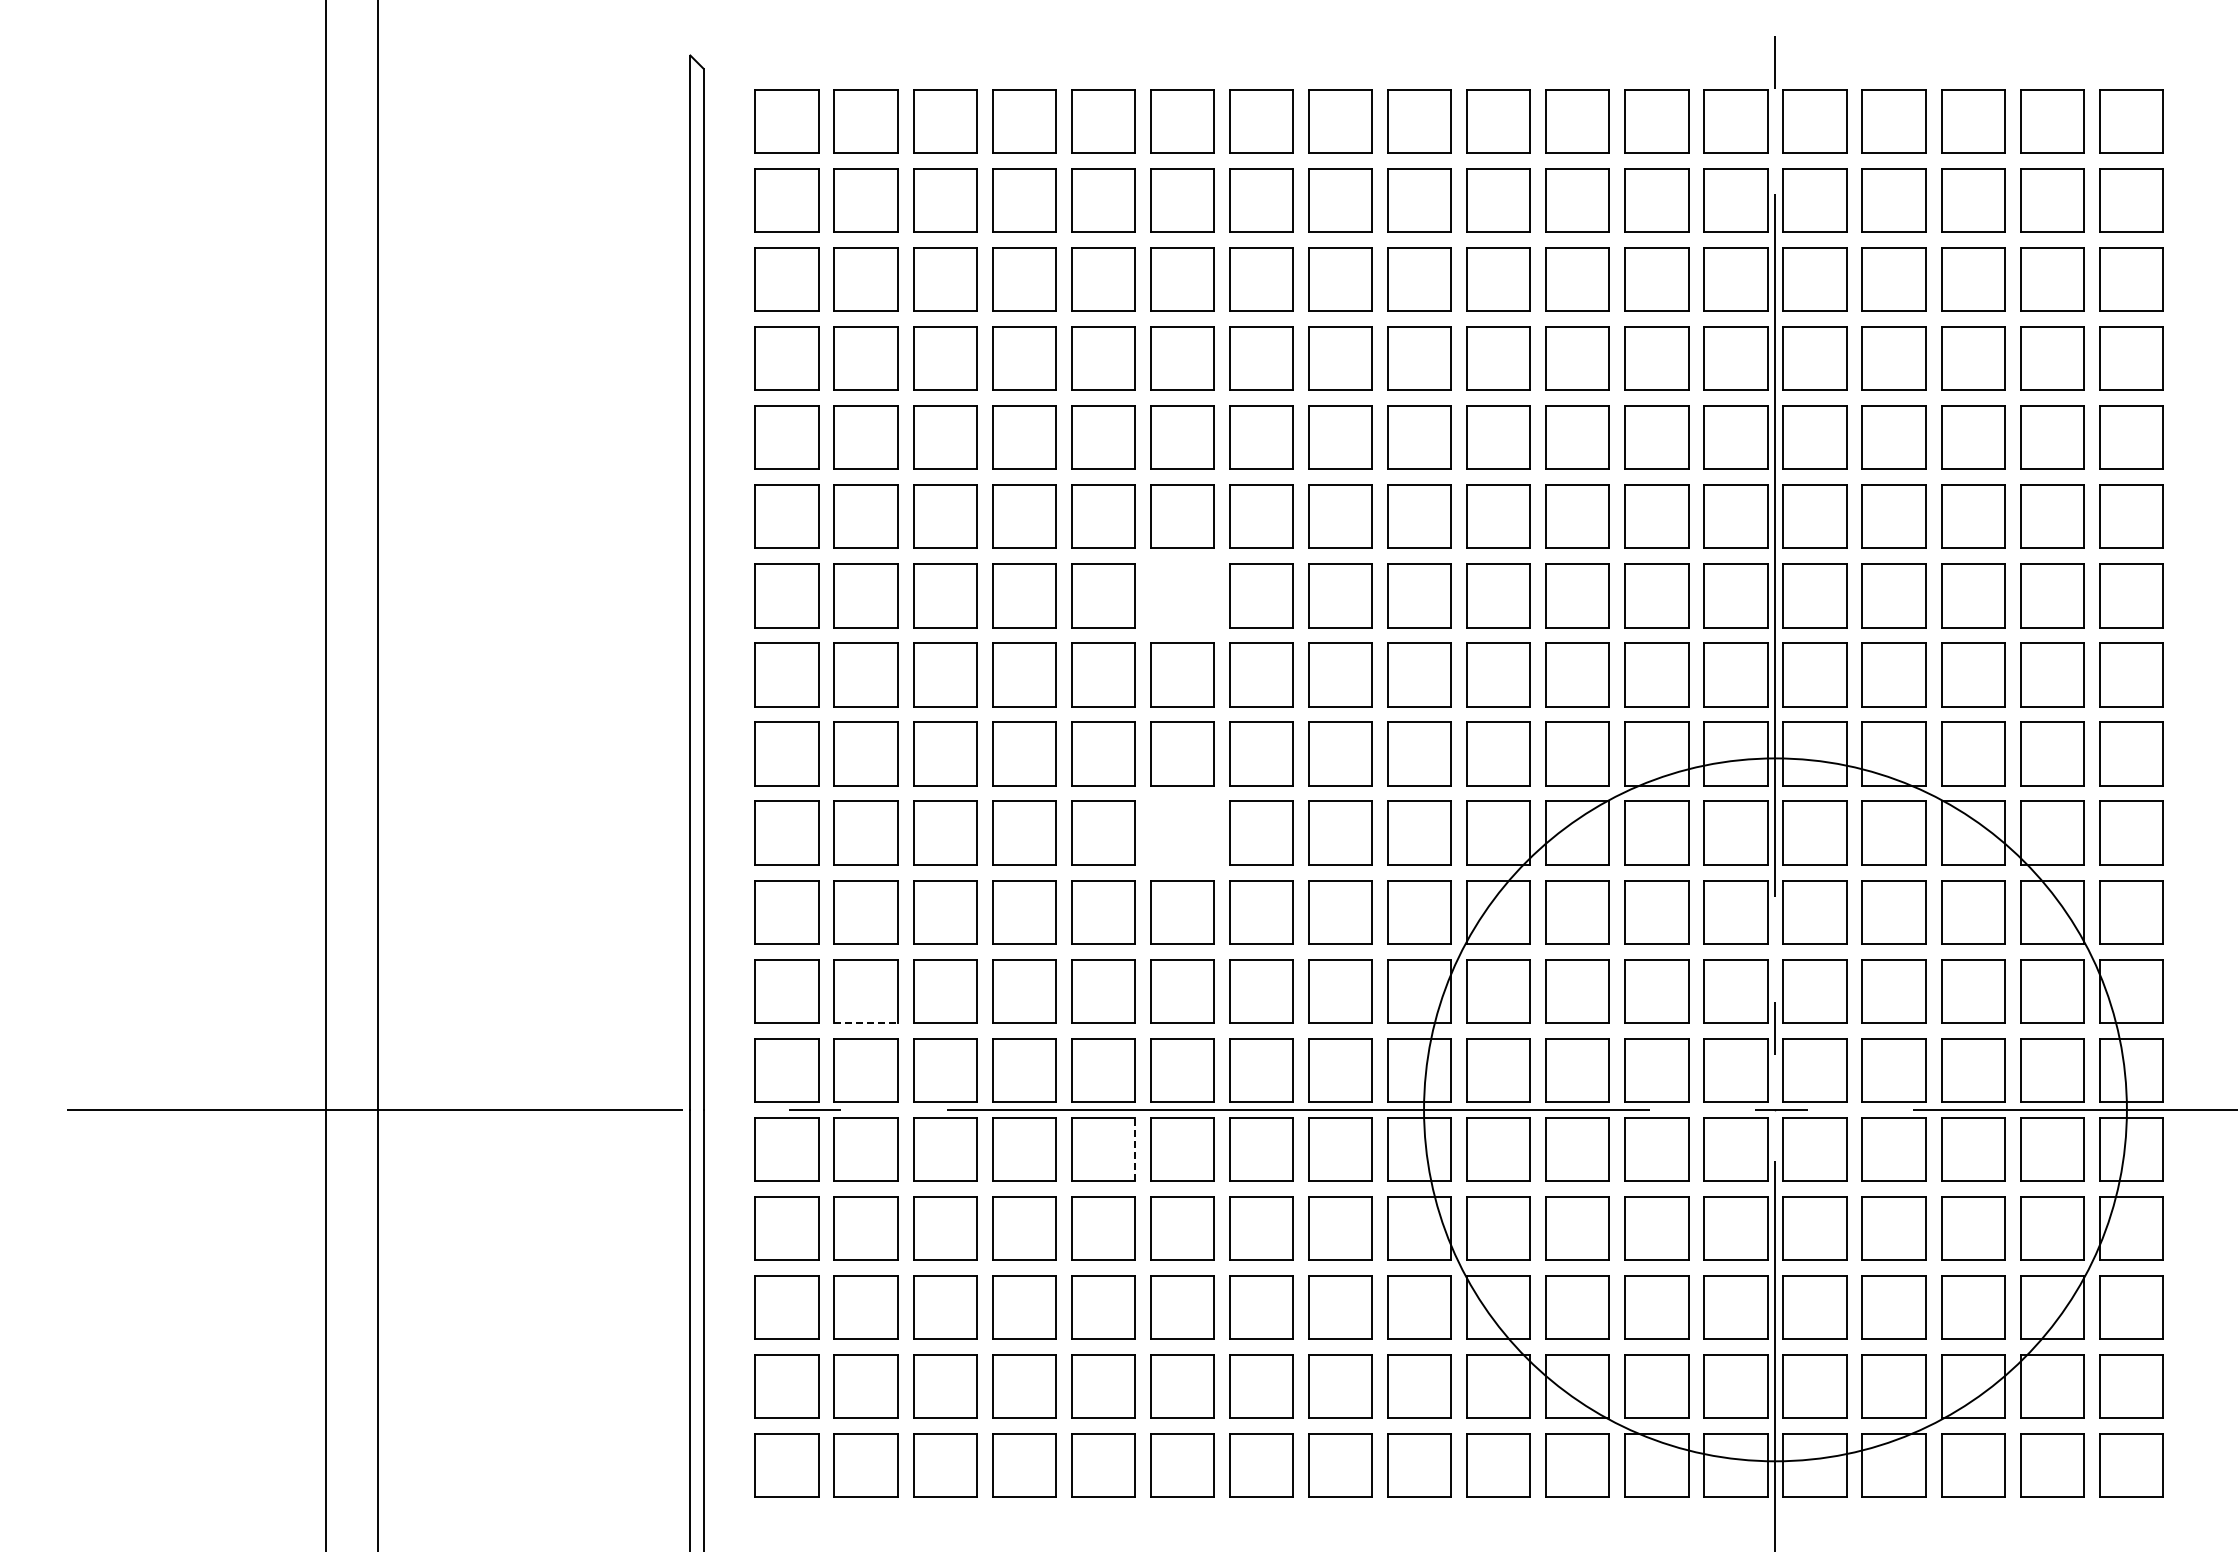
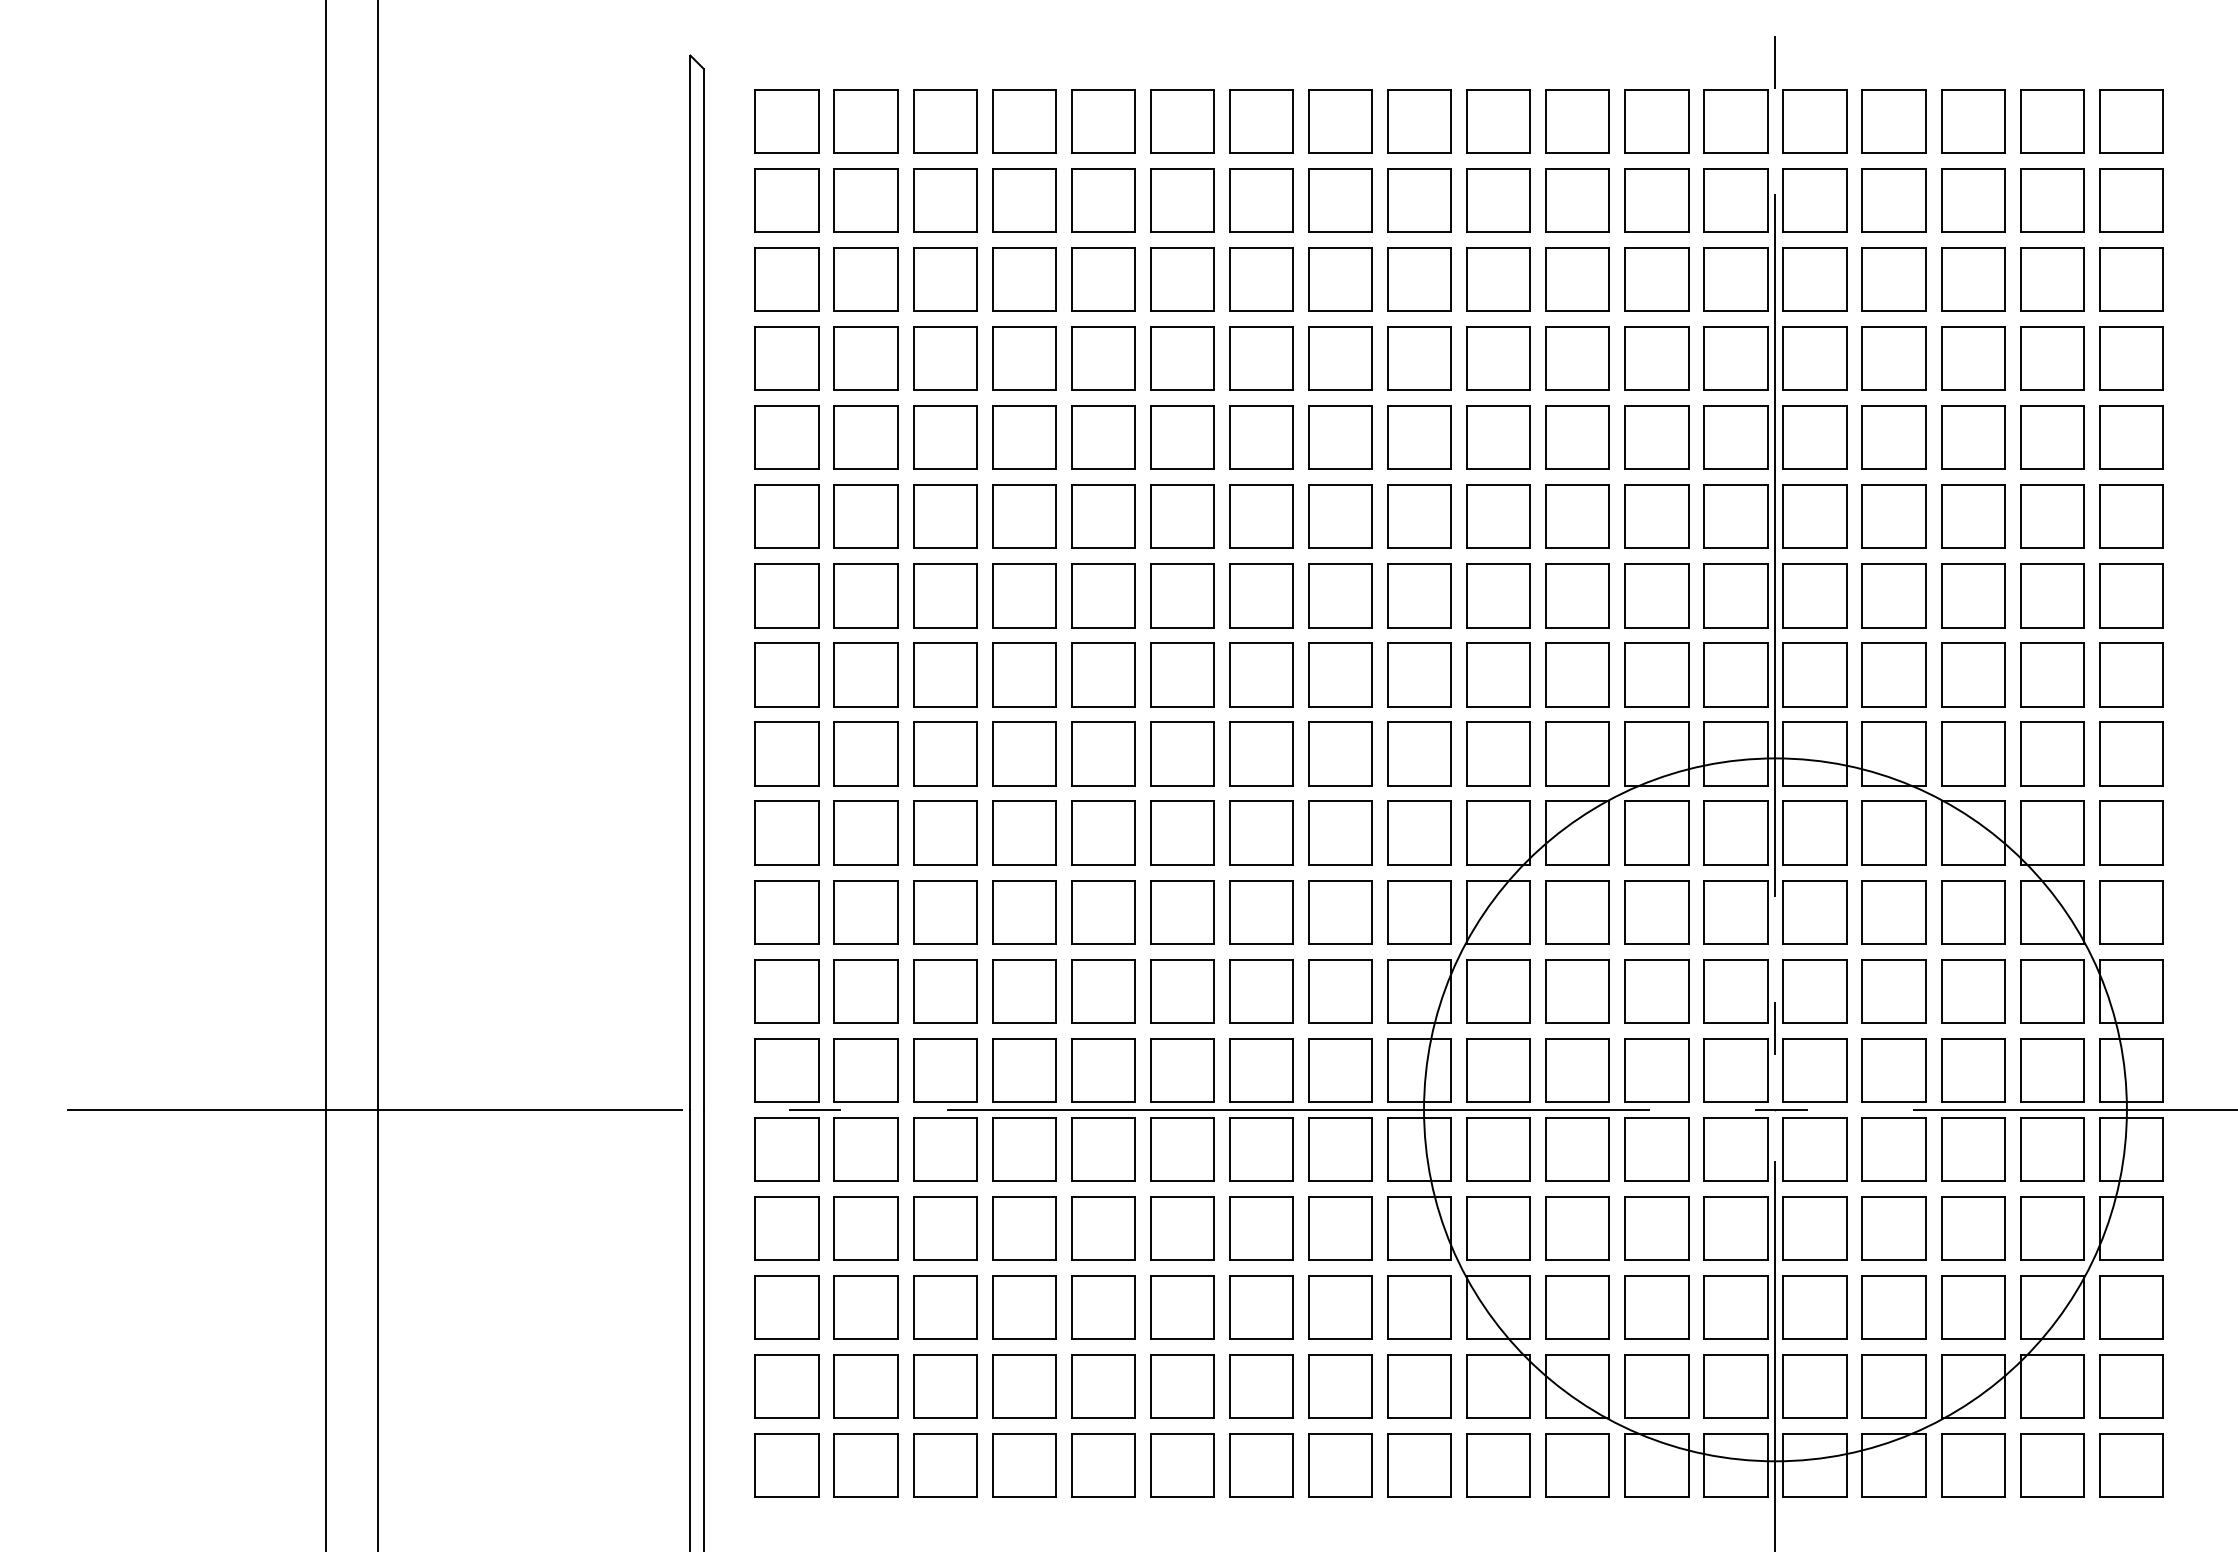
part: none -> present (1182, 595)
part: none -> present (1182, 832)
line: dashed -> solid (866, 1022)
line: dashed -> solid (1134, 1149)
